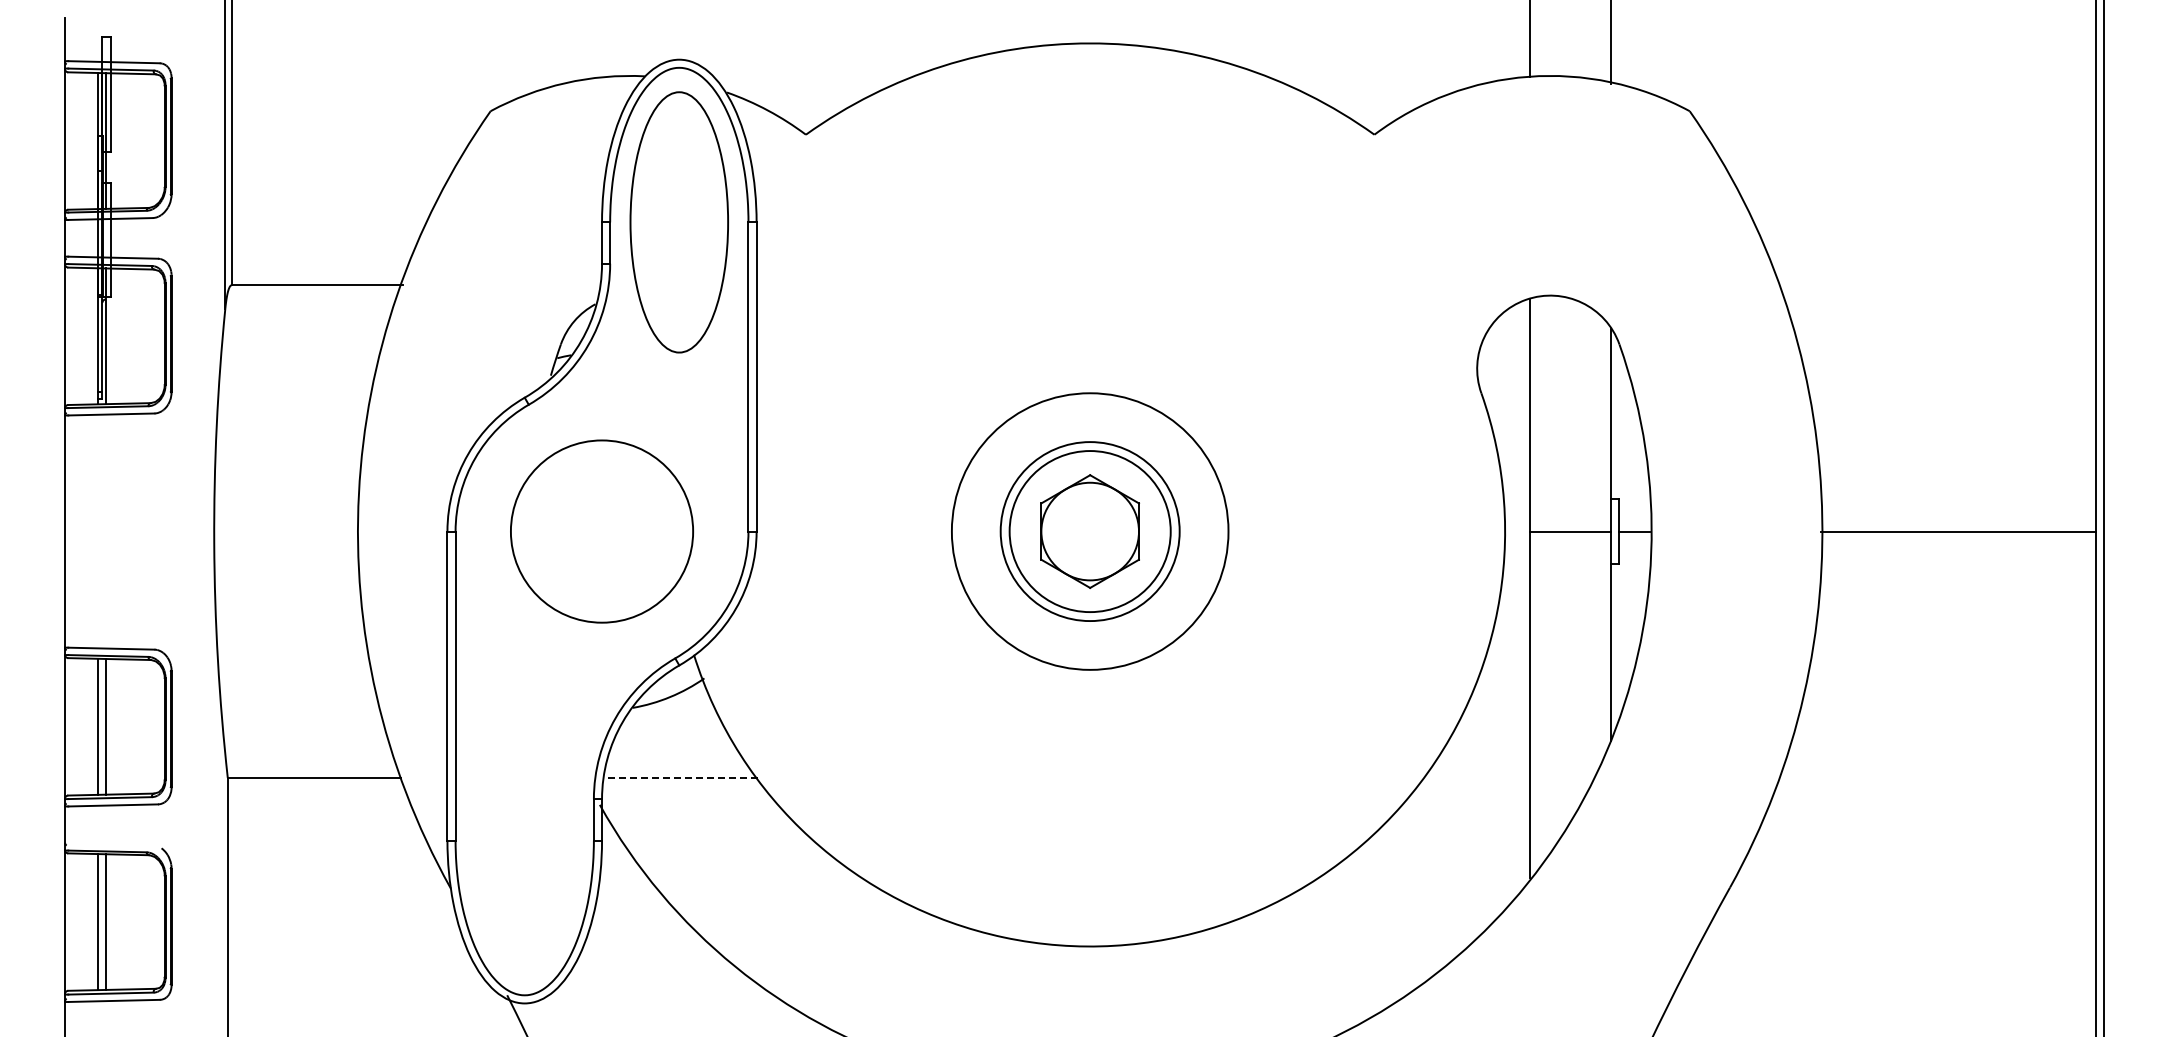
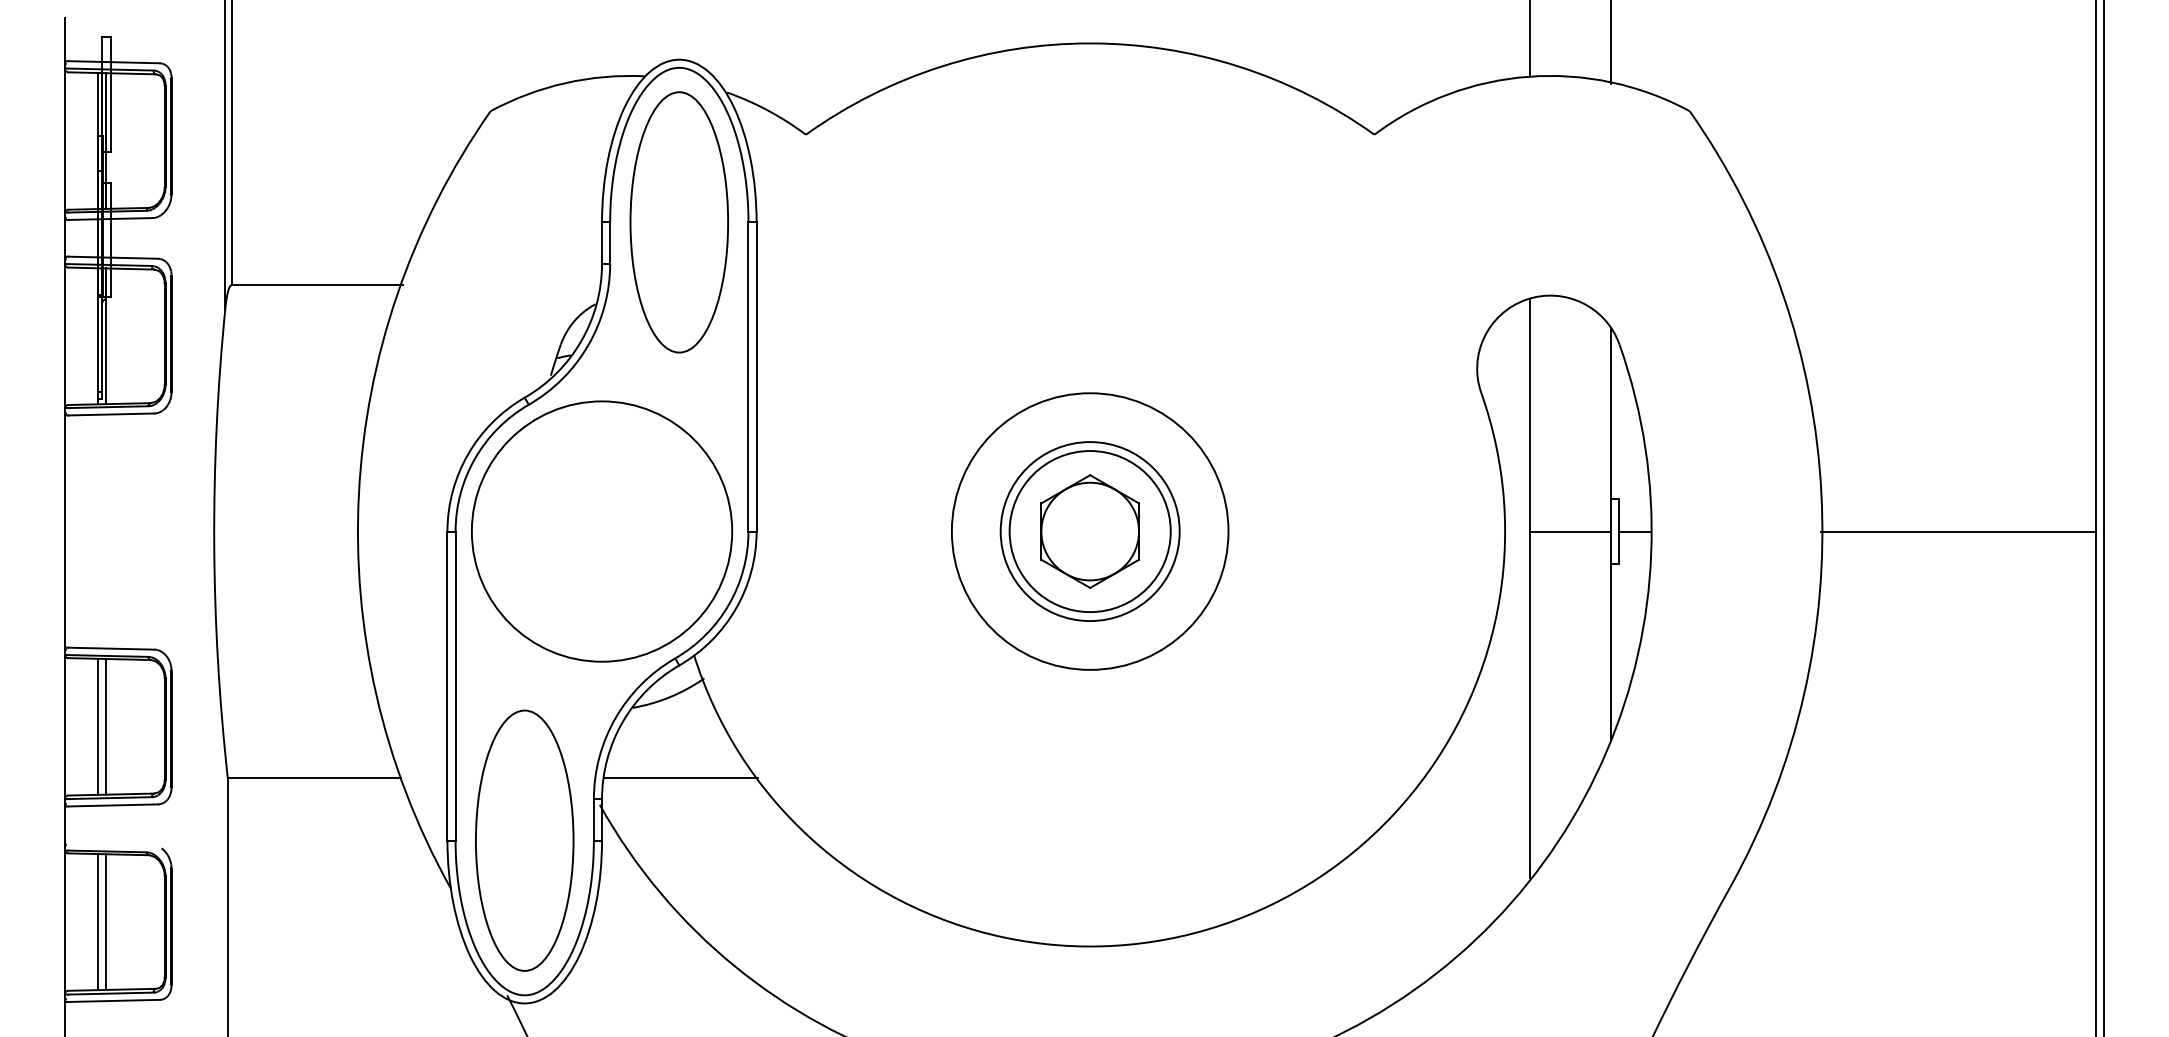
circle diameter: 182 px -> 260 px (601, 531)
line: dashed -> solid (680, 777)
part: none -> present (524, 840)
